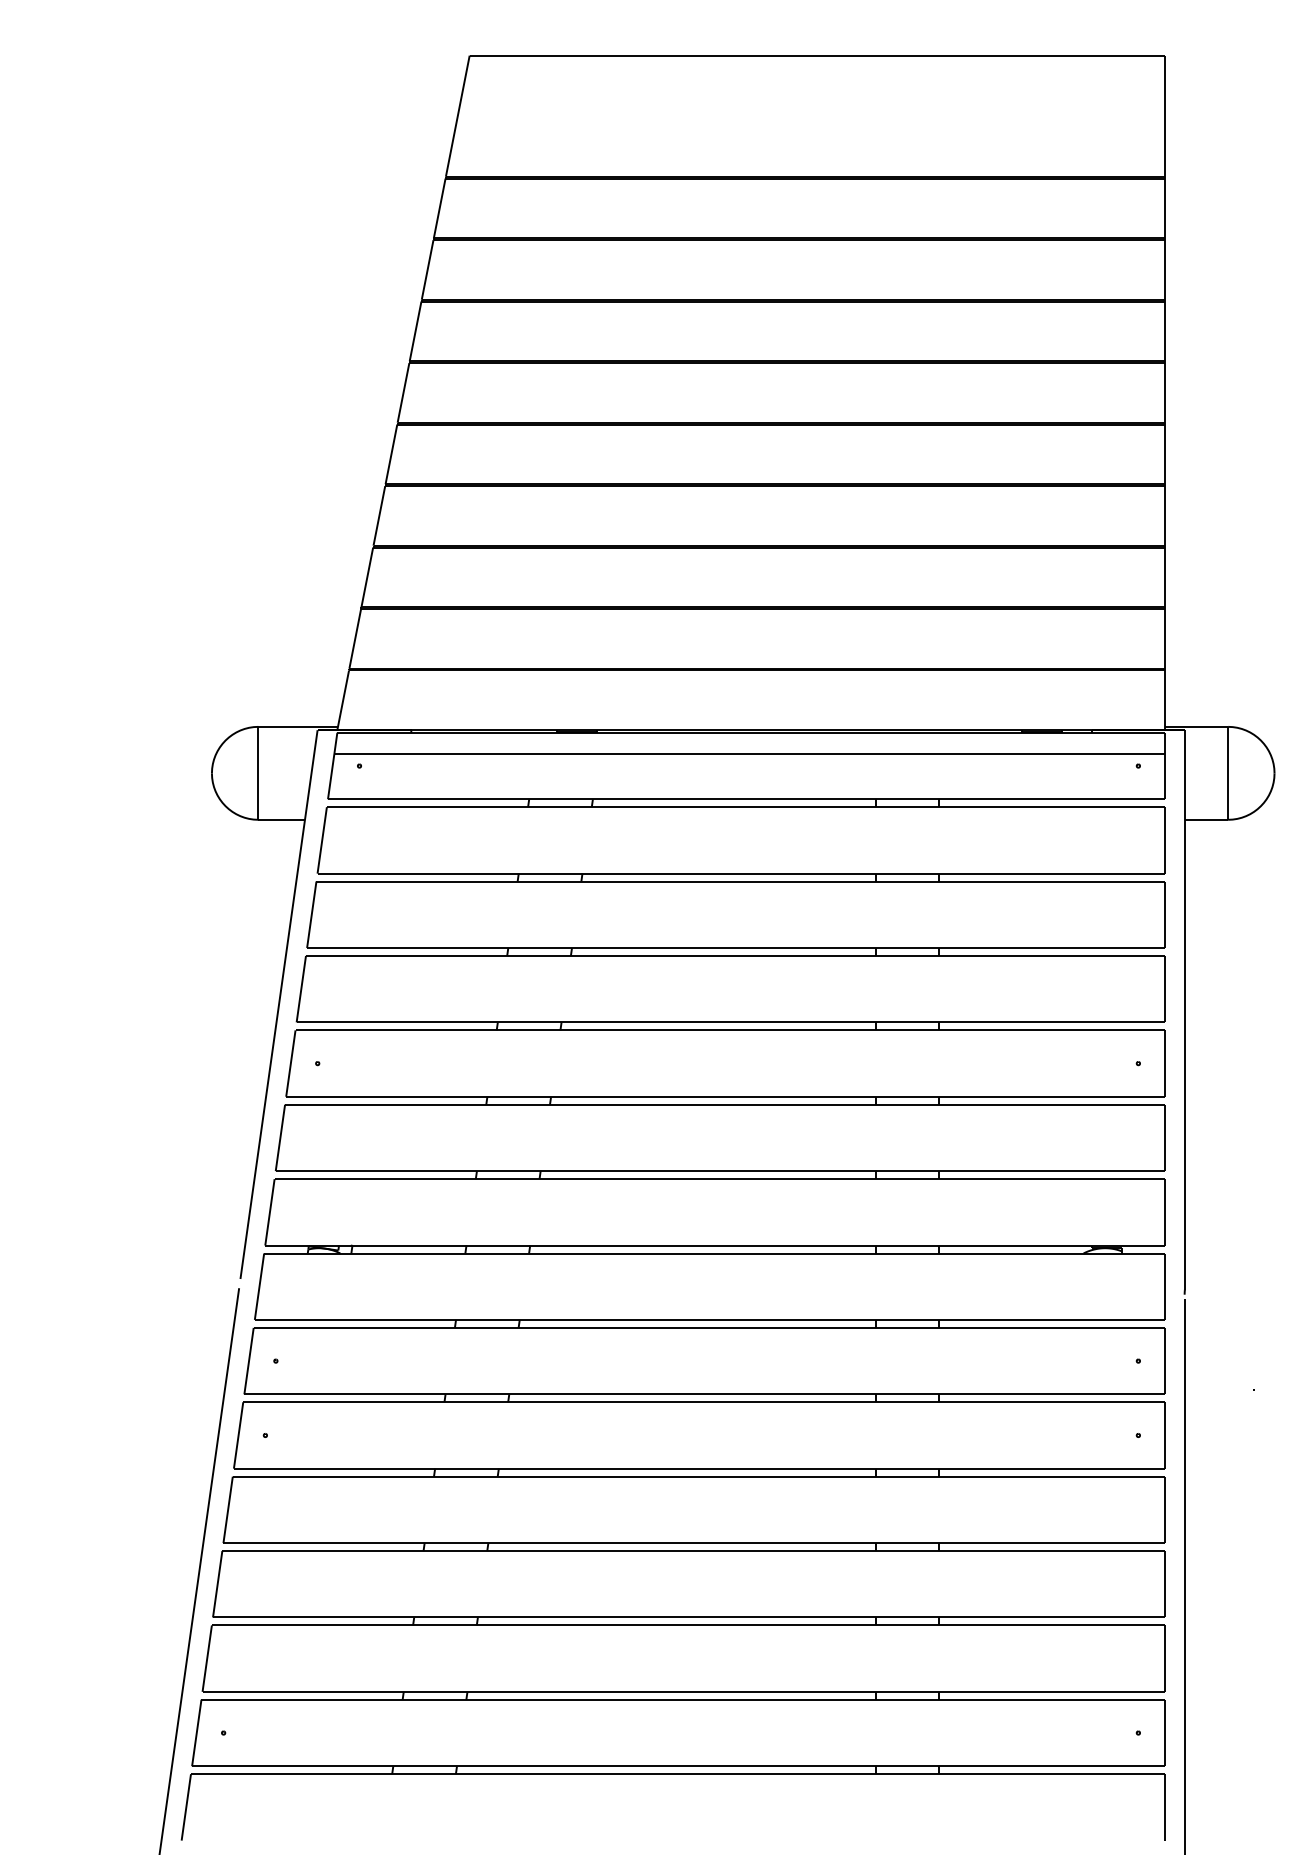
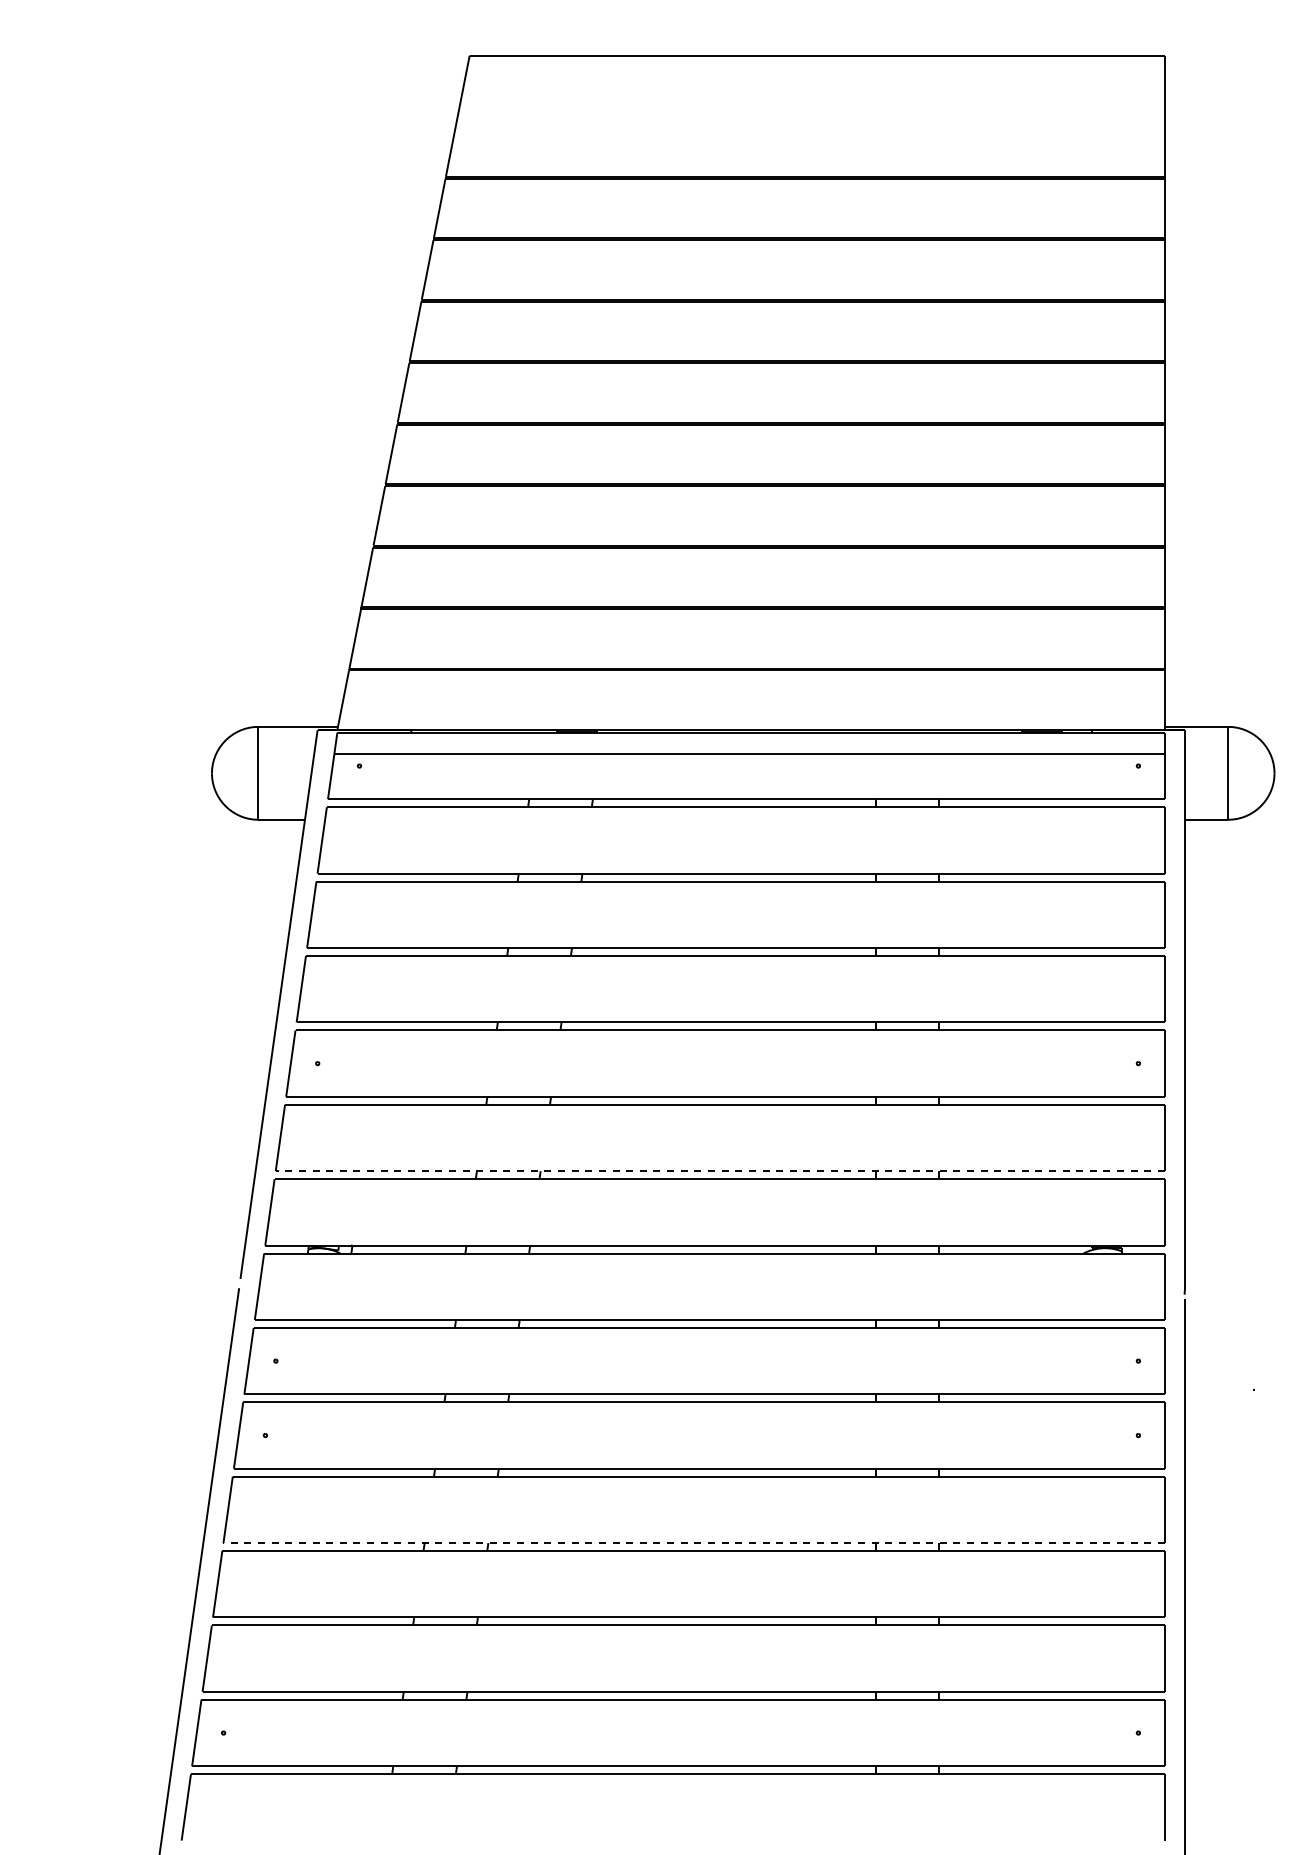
line: solid -> dashed (720, 1171)
line: solid -> dashed (694, 1543)
